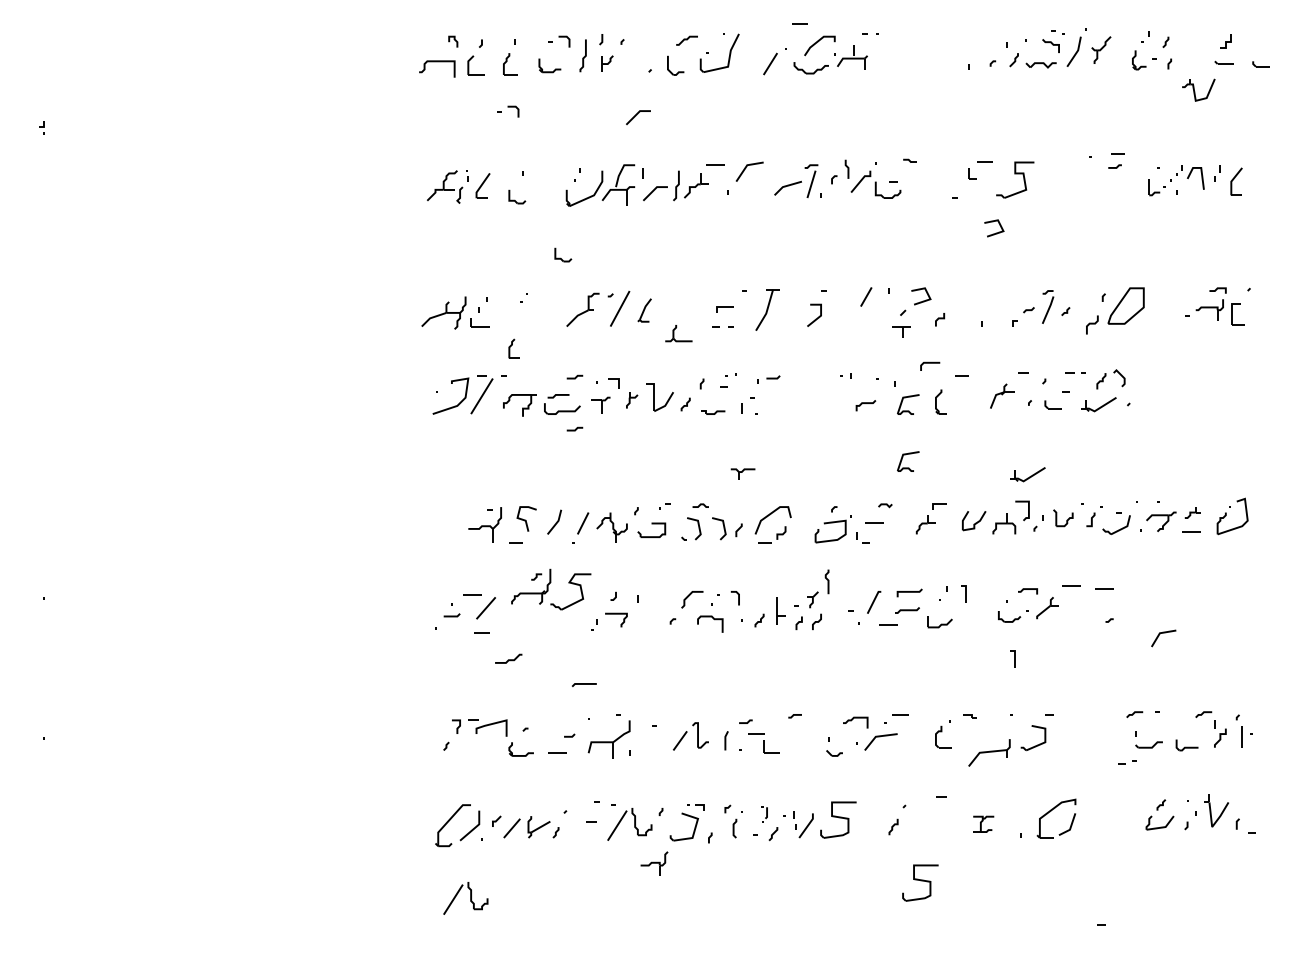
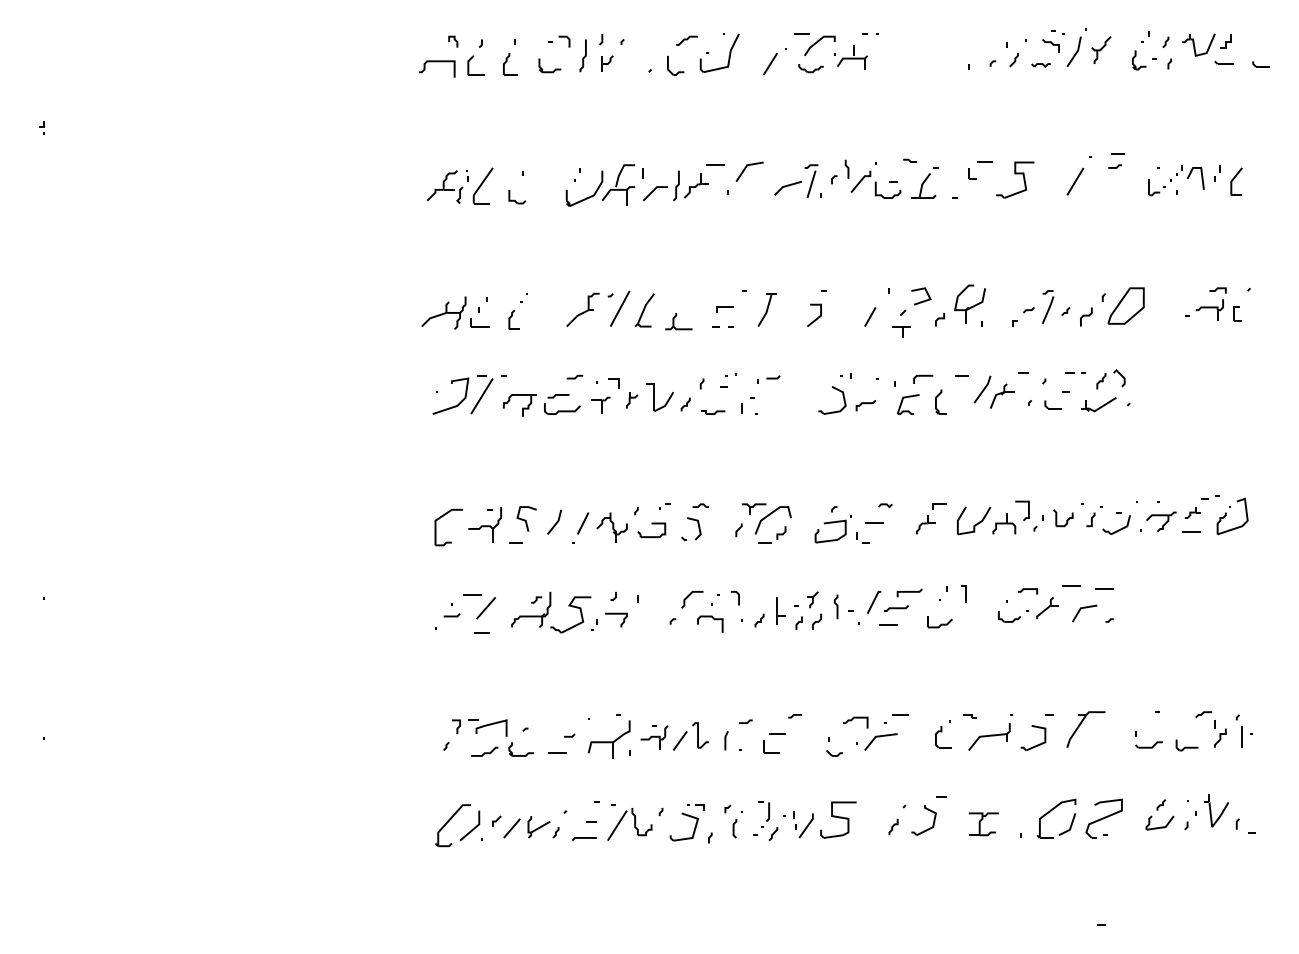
line position: (799, 23) -> (801, 33) (801, 33)
part size: 32x7 px -> 20x5 px (1040, 65)
part size: 36x13 px -> 26x10 px (810, 68)
part position: (1198, 89) -> (1198, 44) (1198, 44)
part: present -> none (508, 111)
line: present -> none (637, 115)
line: none -> present (1075, 181)
part: none -> present (924, 182)
part size: 16x26 px -> 22x38 px (482, 185)
line: present -> none (996, 232)
part: present -> none (563, 254)
line position: (866, 296) -> (870, 316) (870, 316)
part: none -> present (969, 303)
part size: 25x42 px -> 20x34 px (766, 309)
part size: 15x25 px -> 21x35 px (644, 310)
part size: 14x23 px -> 9x16 px (1237, 313)
curve position: (1092, 324) -> (1086, 316) (1086, 316)
part position: (678, 333) -> (678, 321) (678, 321)
part position: (513, 348) -> (513, 319) (513, 319)
line position: (930, 363) -> (923, 376) (923, 376)
line: none -> present (982, 389)
part: none -> present (842, 396)
line: present -> none (575, 428)
part: present -> none (908, 461)
part position: (742, 473) -> (753, 508) (753, 508)
part: present -> none (1027, 474)
part: none -> present (442, 517)
part size: 25x21 px -> 35x30 px (974, 520)
line: present -> none (723, 528)
curve position: (827, 581) -> (836, 606) (836, 606)
part position: (551, 589) -> (551, 612) (551, 612)
line position: (907, 610) -> (896, 608) (896, 608)
line position: (1159, 636) -> (1080, 611) (1080, 611)
line: present -> none (1014, 658)
curve position: (508, 659) -> (484, 752) (484, 752)
line position: (584, 684) -> (584, 838) (584, 838)
line: present -> none (1134, 714)
part: none -> present (1079, 727)
line position: (756, 733) -> (777, 733) (777, 733)
part position: (989, 752) -> (989, 736) (989, 736)
part position: (1127, 762) -> (1210, 497) (1210, 497)
part size: 7x17 px -> 12x27 px (763, 814)
part: none -> present (1103, 818)
part size: 22x18 px -> 31x25 px (983, 824)
part: none -> present (927, 828)
part position: (654, 863) -> (654, 737) (654, 737)
part: present -> none (920, 882)
part: present -> none (465, 898)
